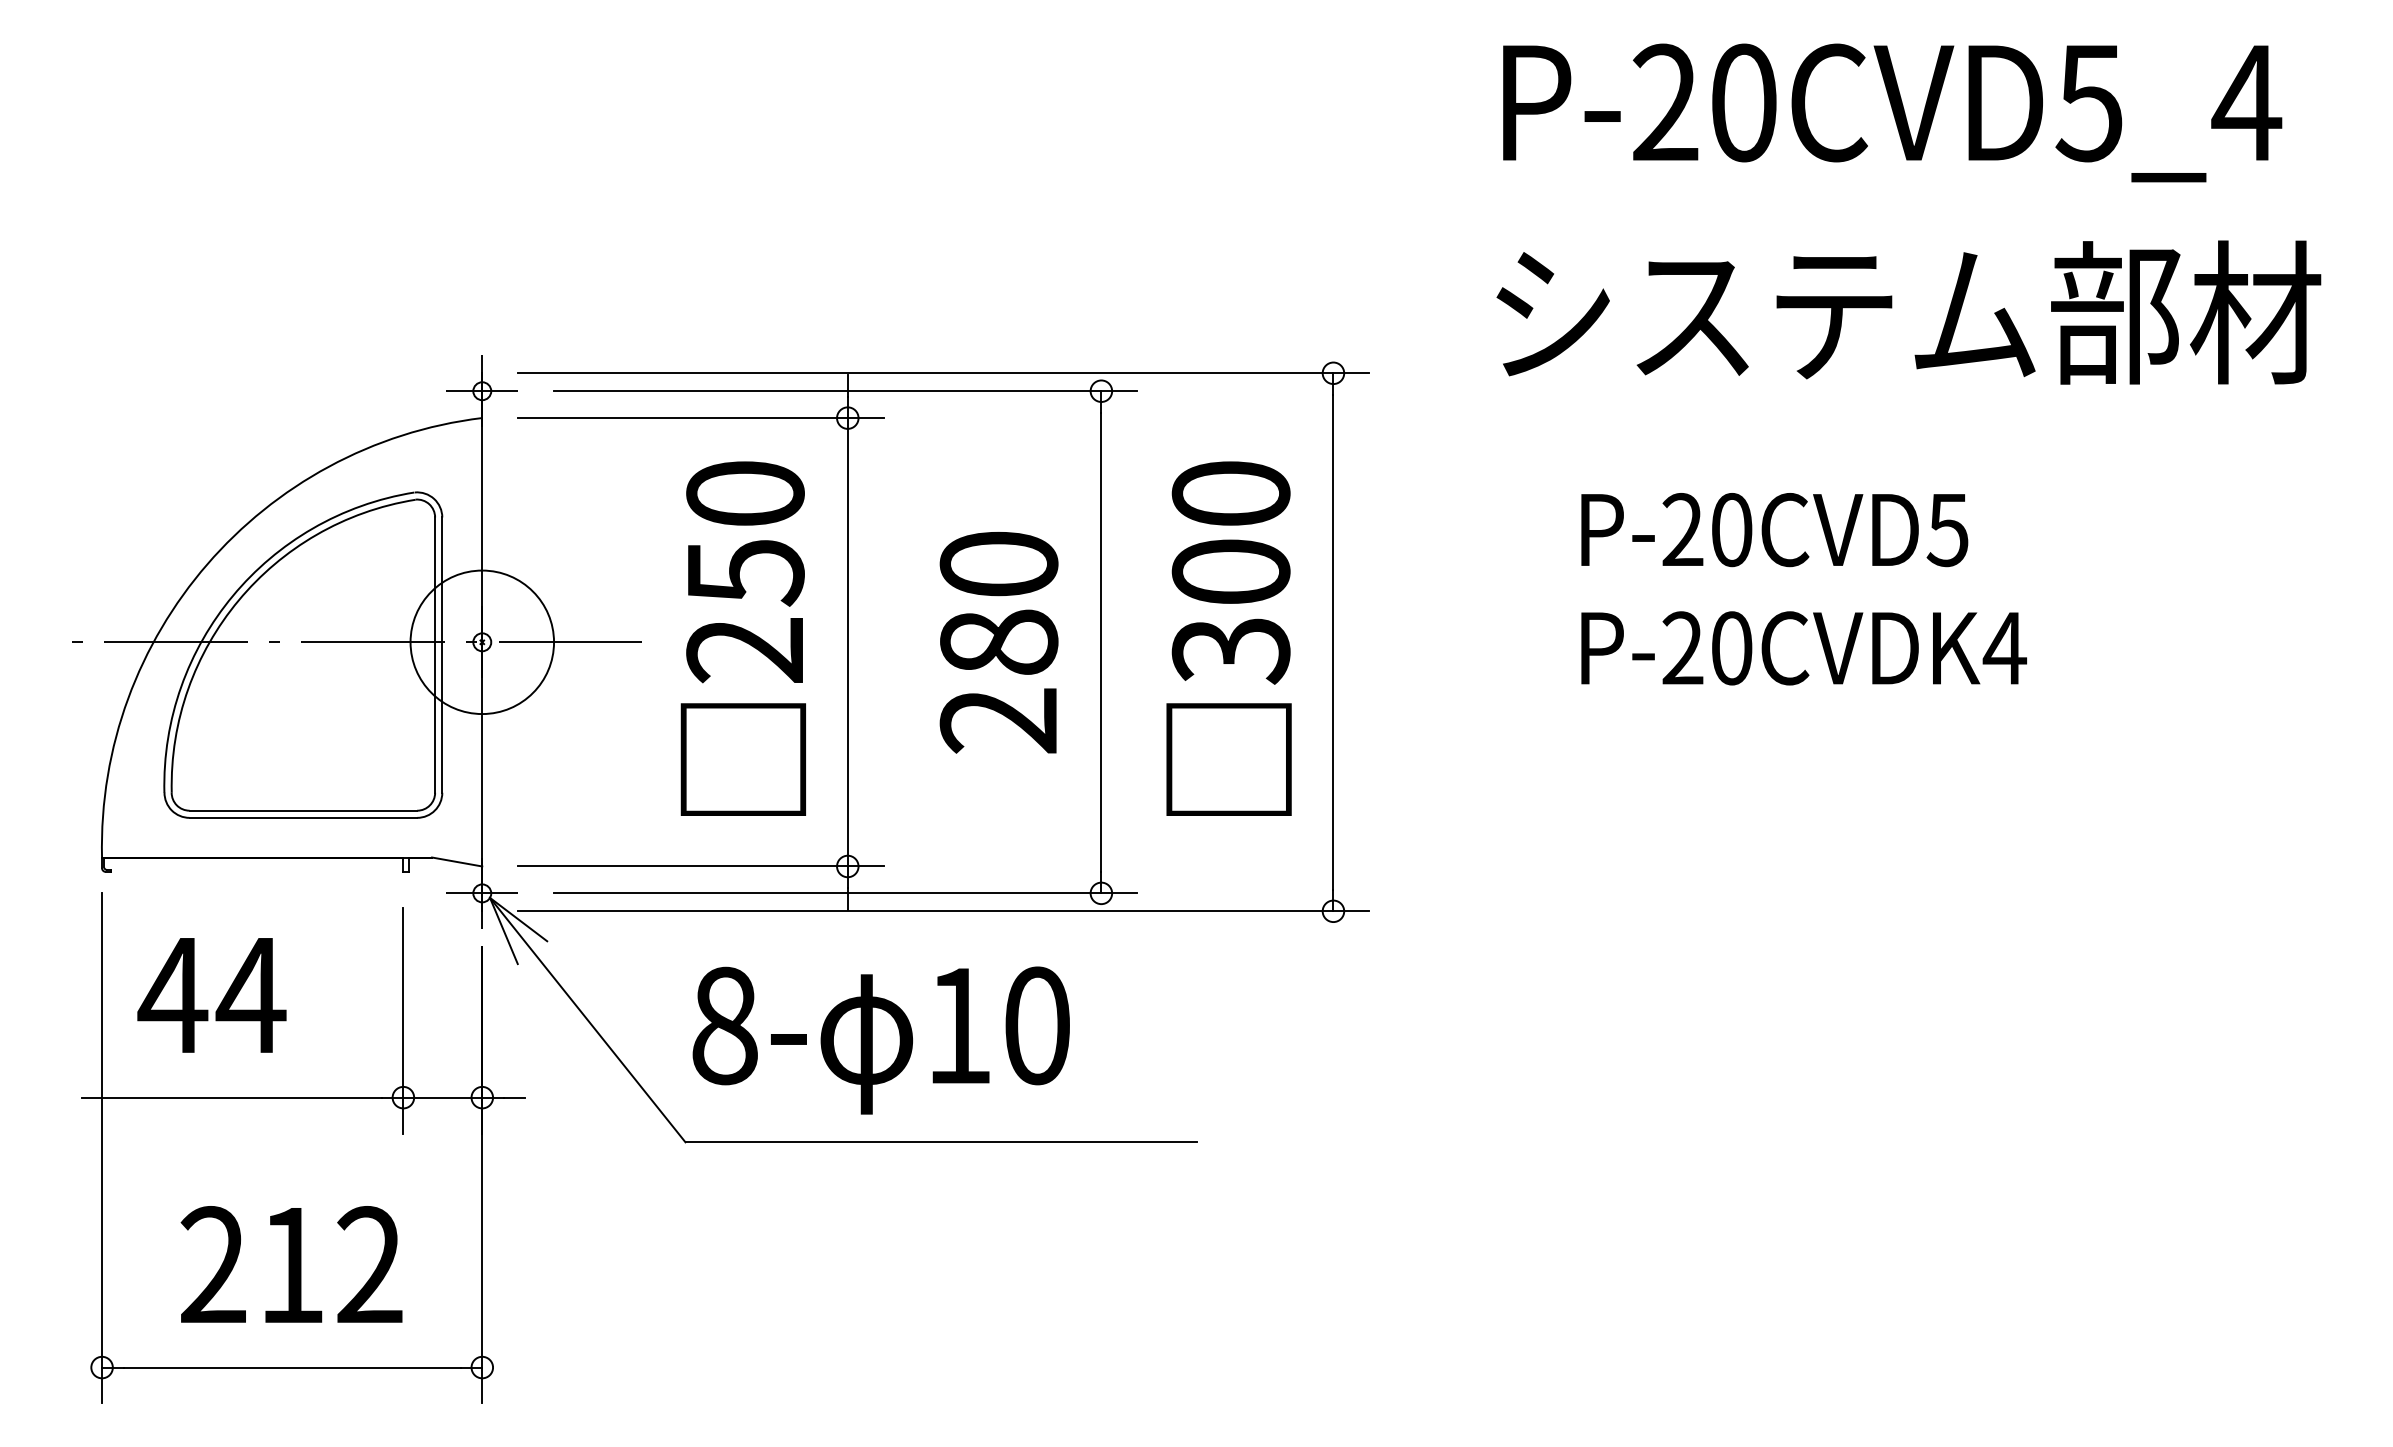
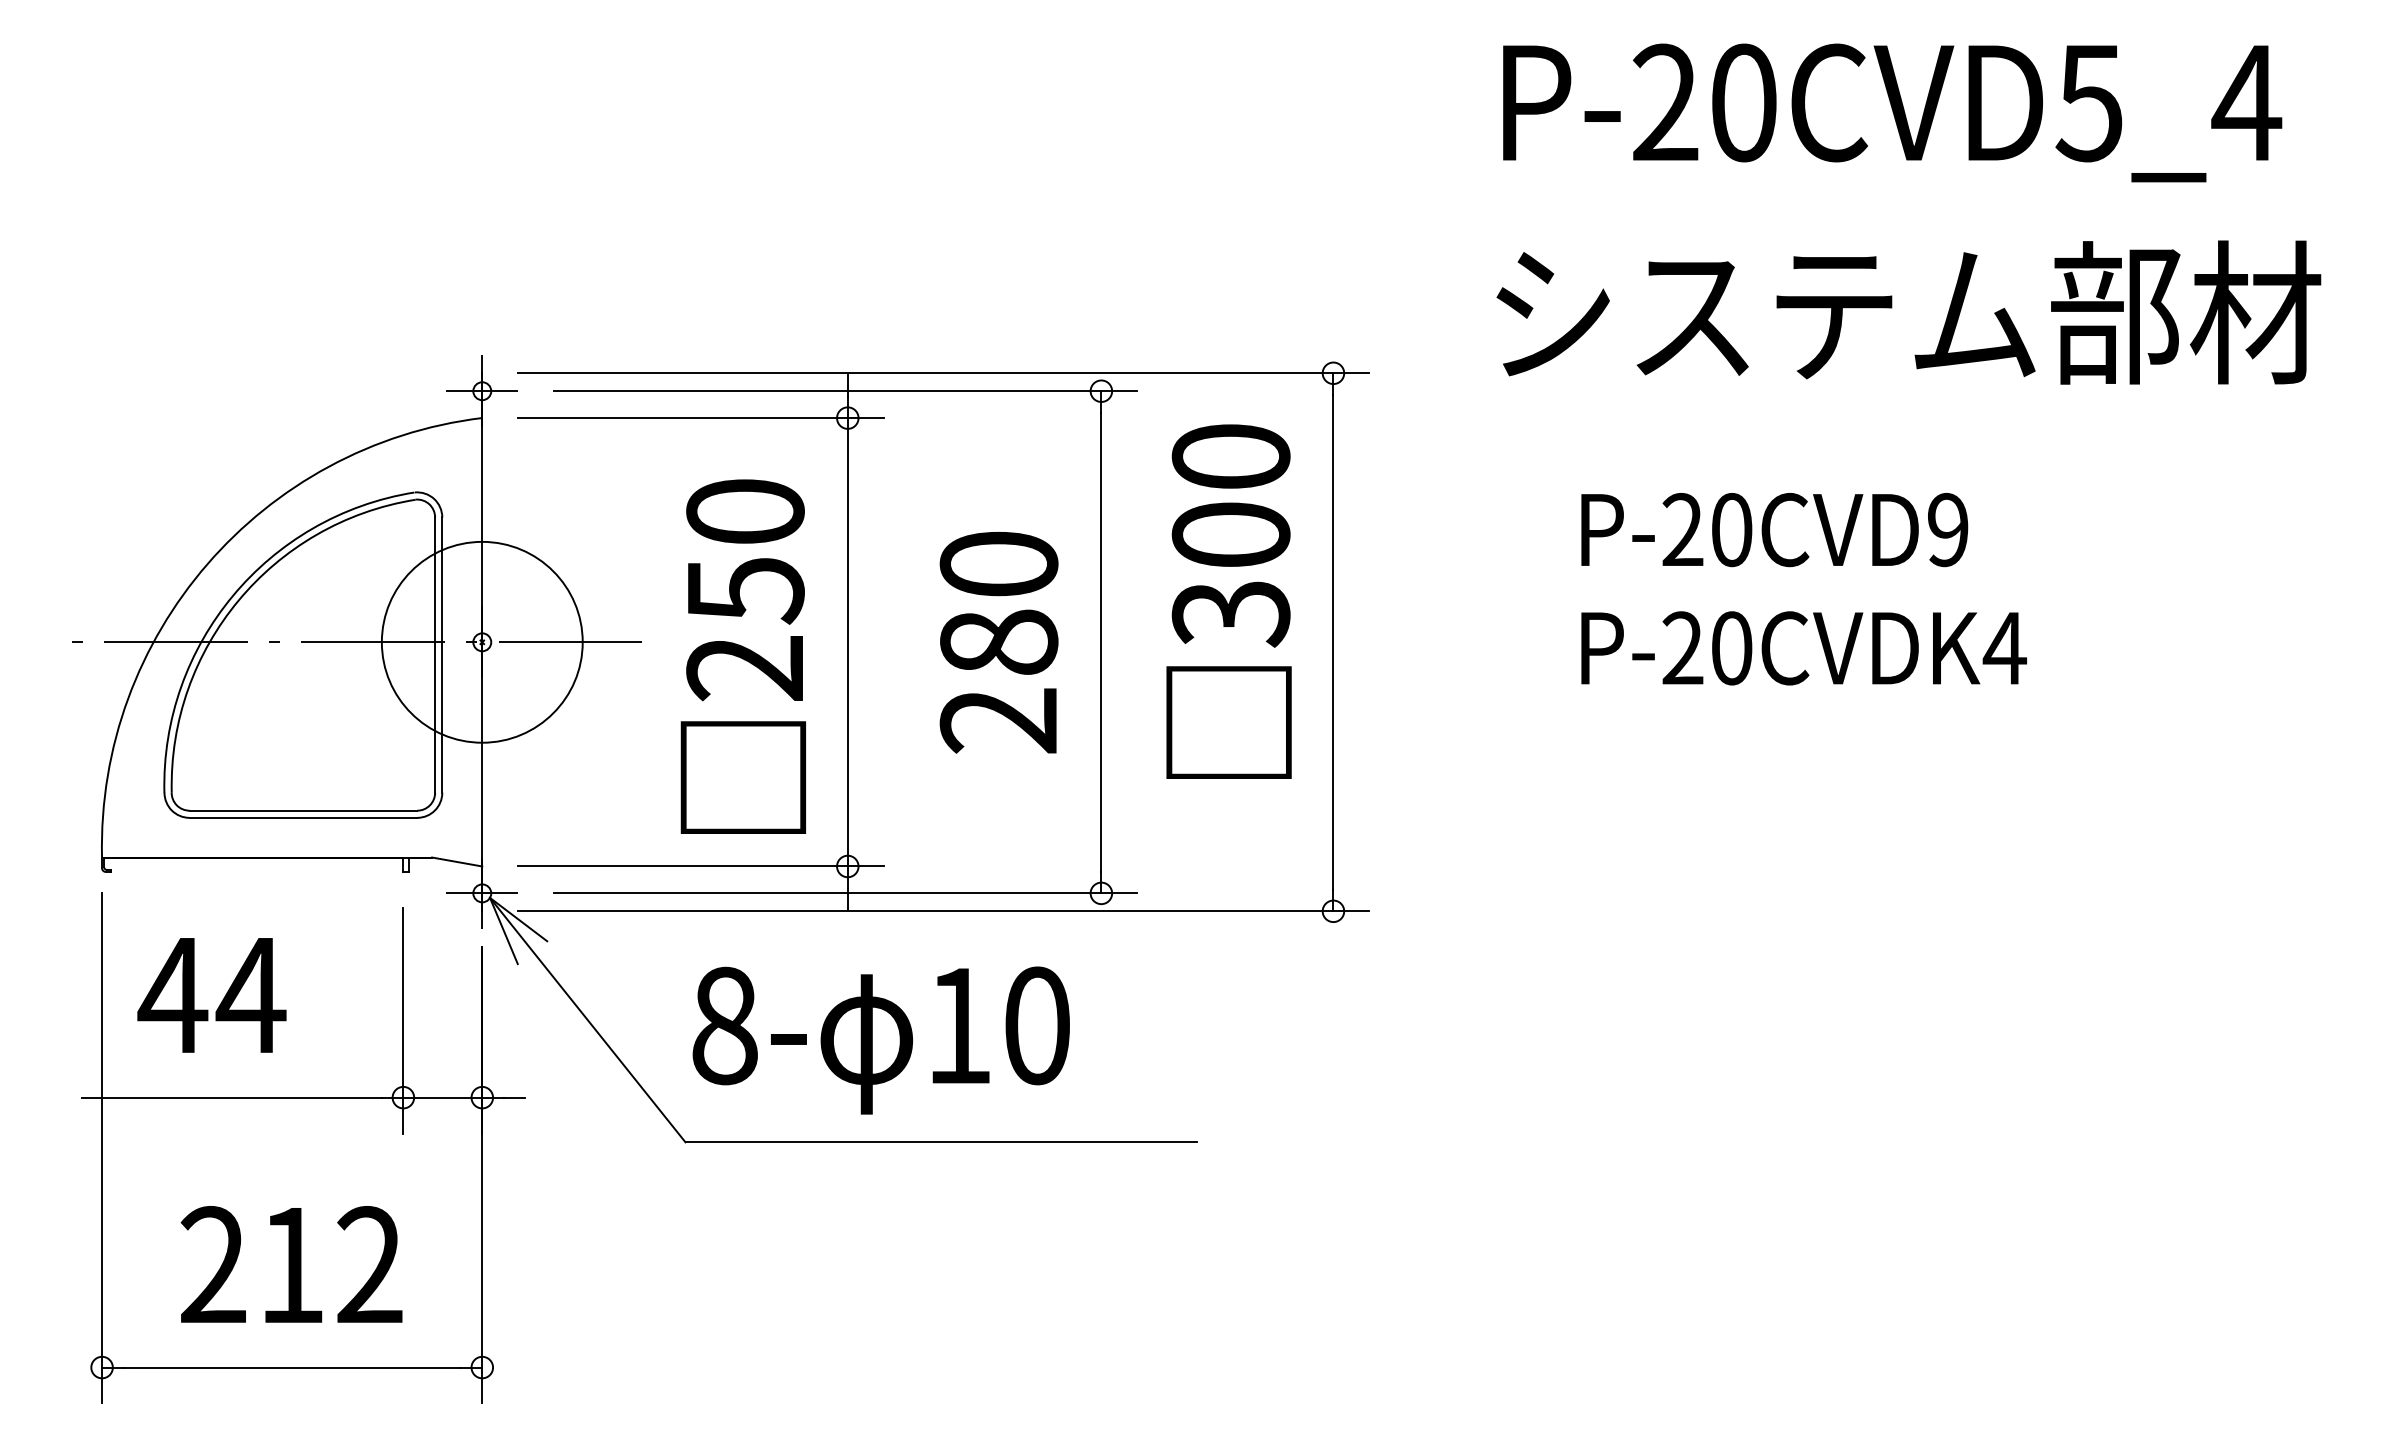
text: P-20CVD5 -> P-20CVD9 (1947, 530)
text position: (742, 638) -> (742, 656) (742, 656)
text position: (1228, 638) -> (1228, 601) (1228, 601)
circle diameter: 143 px -> 201 px (481, 641)
